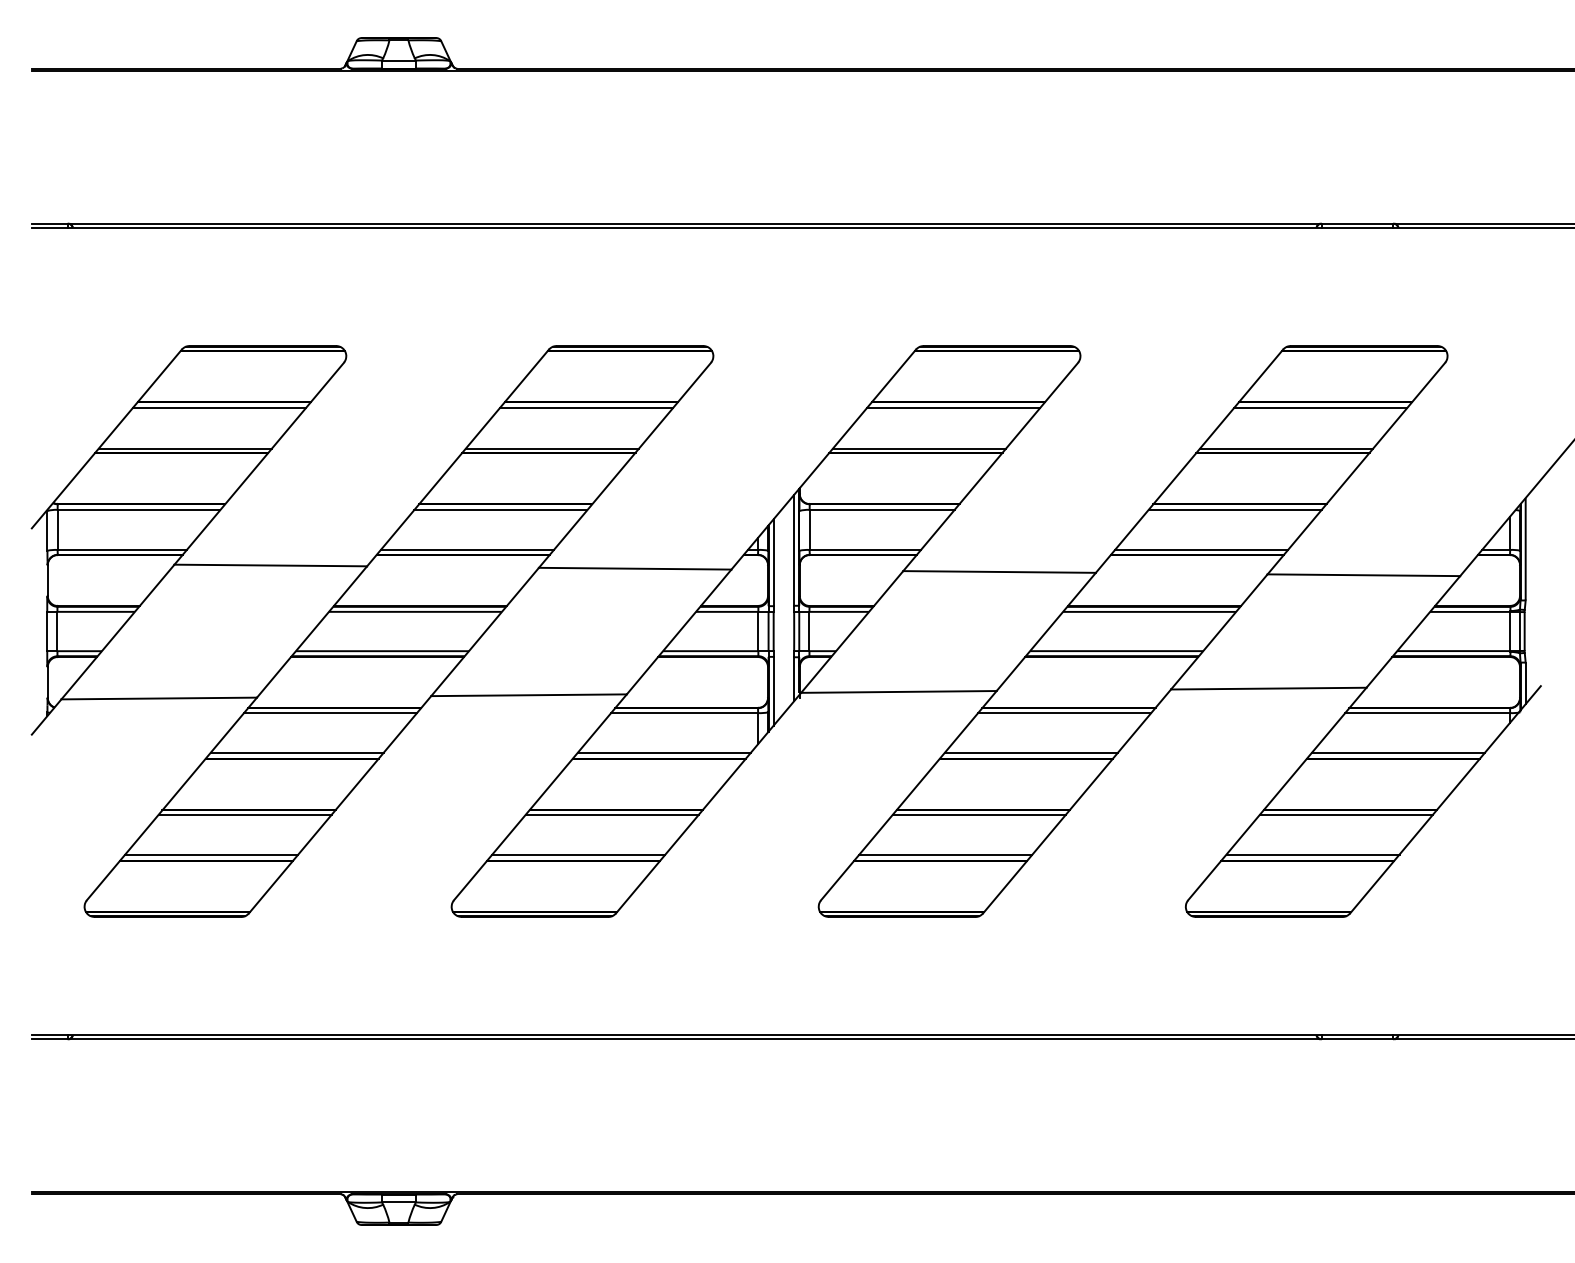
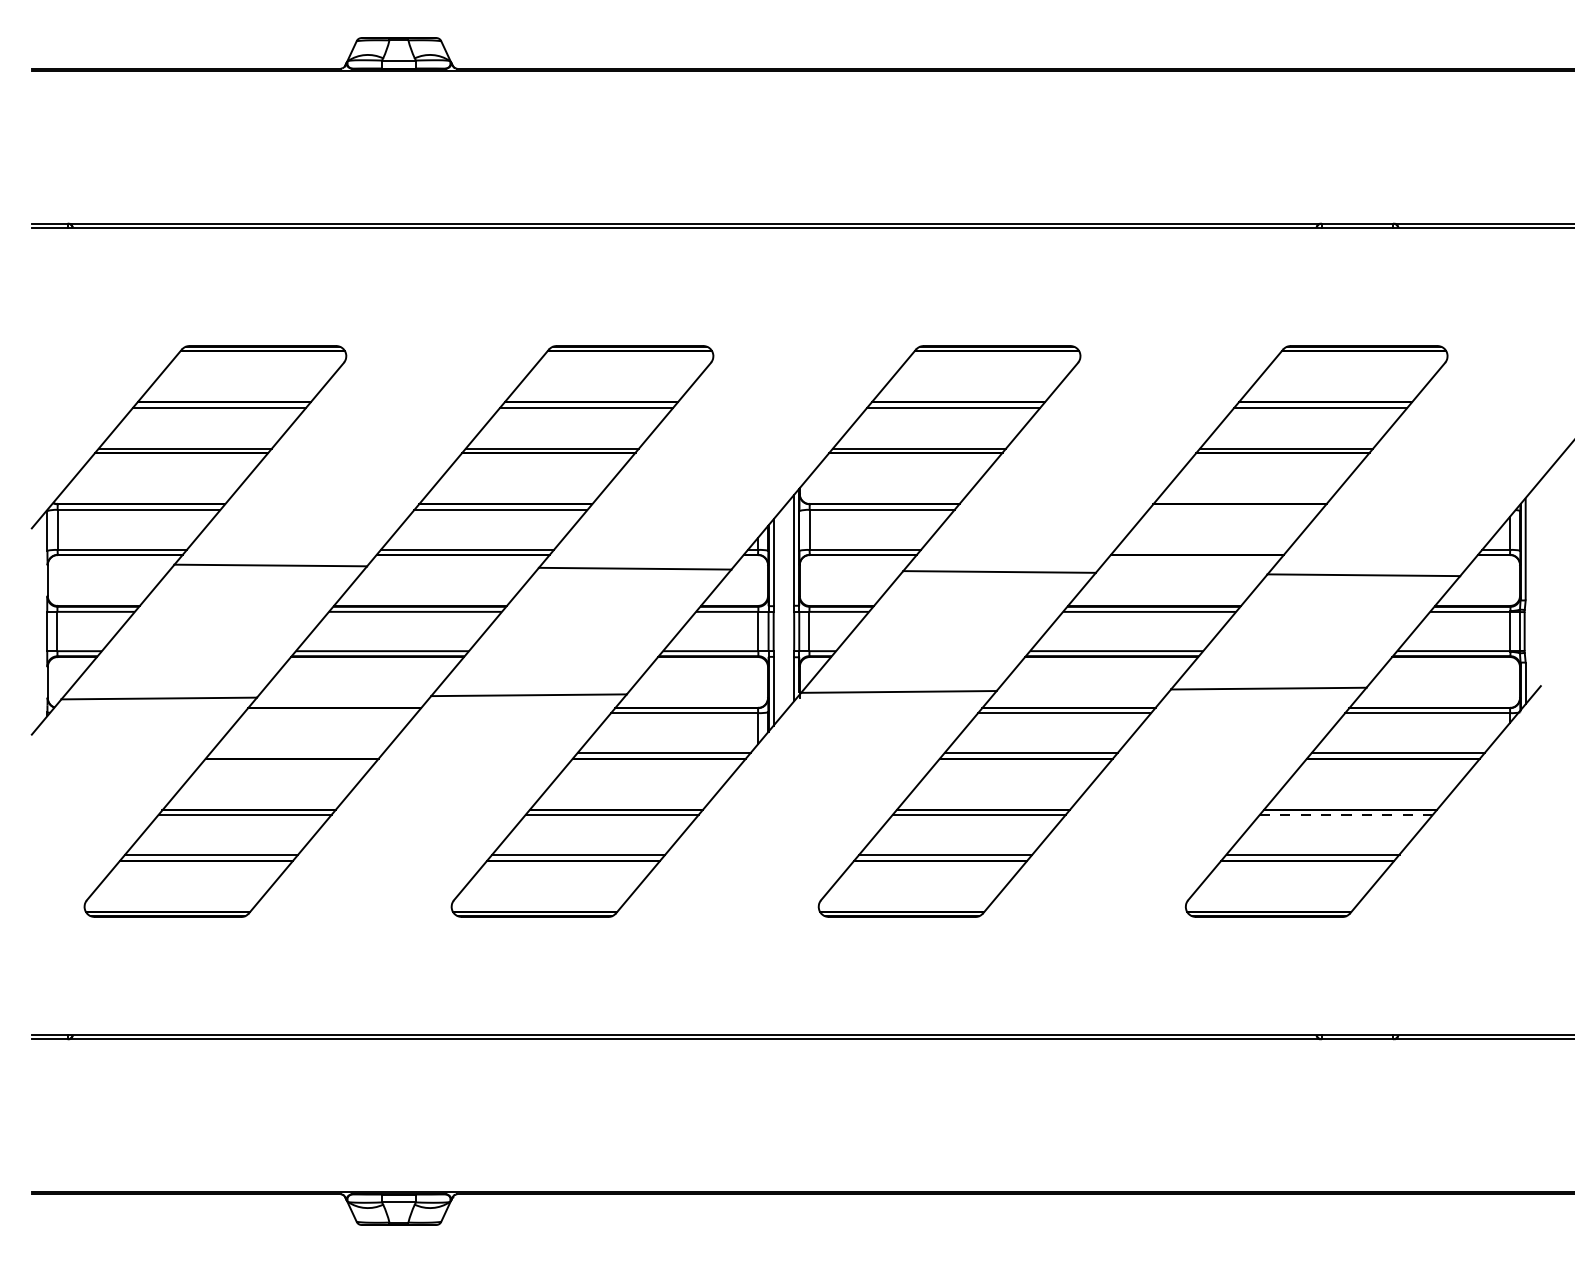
line: present -> none (1234, 509)
line: present -> none (1200, 550)
line: present -> none (330, 712)
line: present -> none (296, 753)
line: solid -> dashed (1346, 814)
